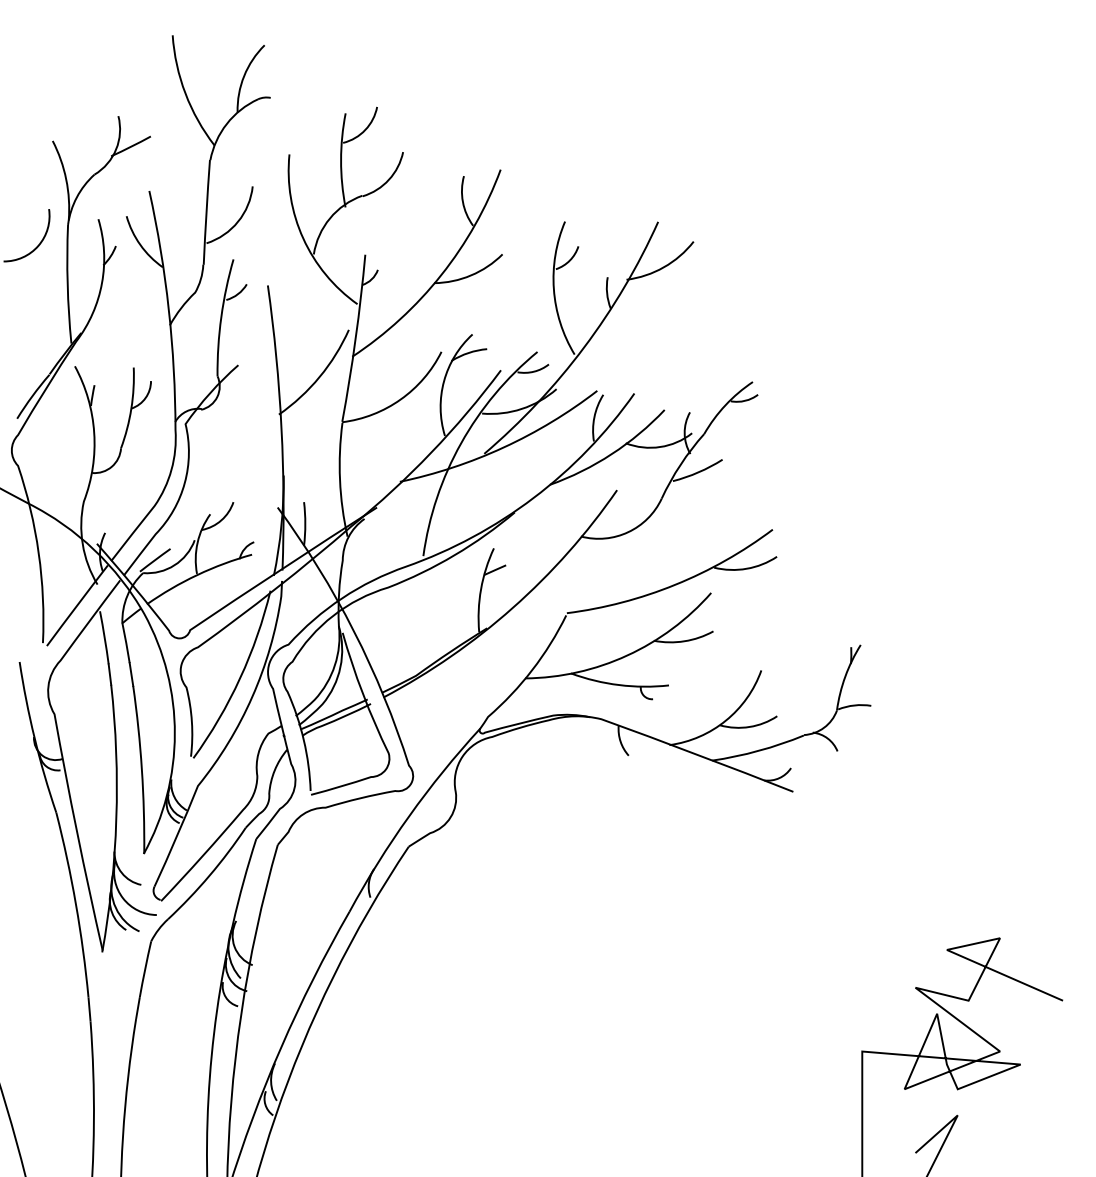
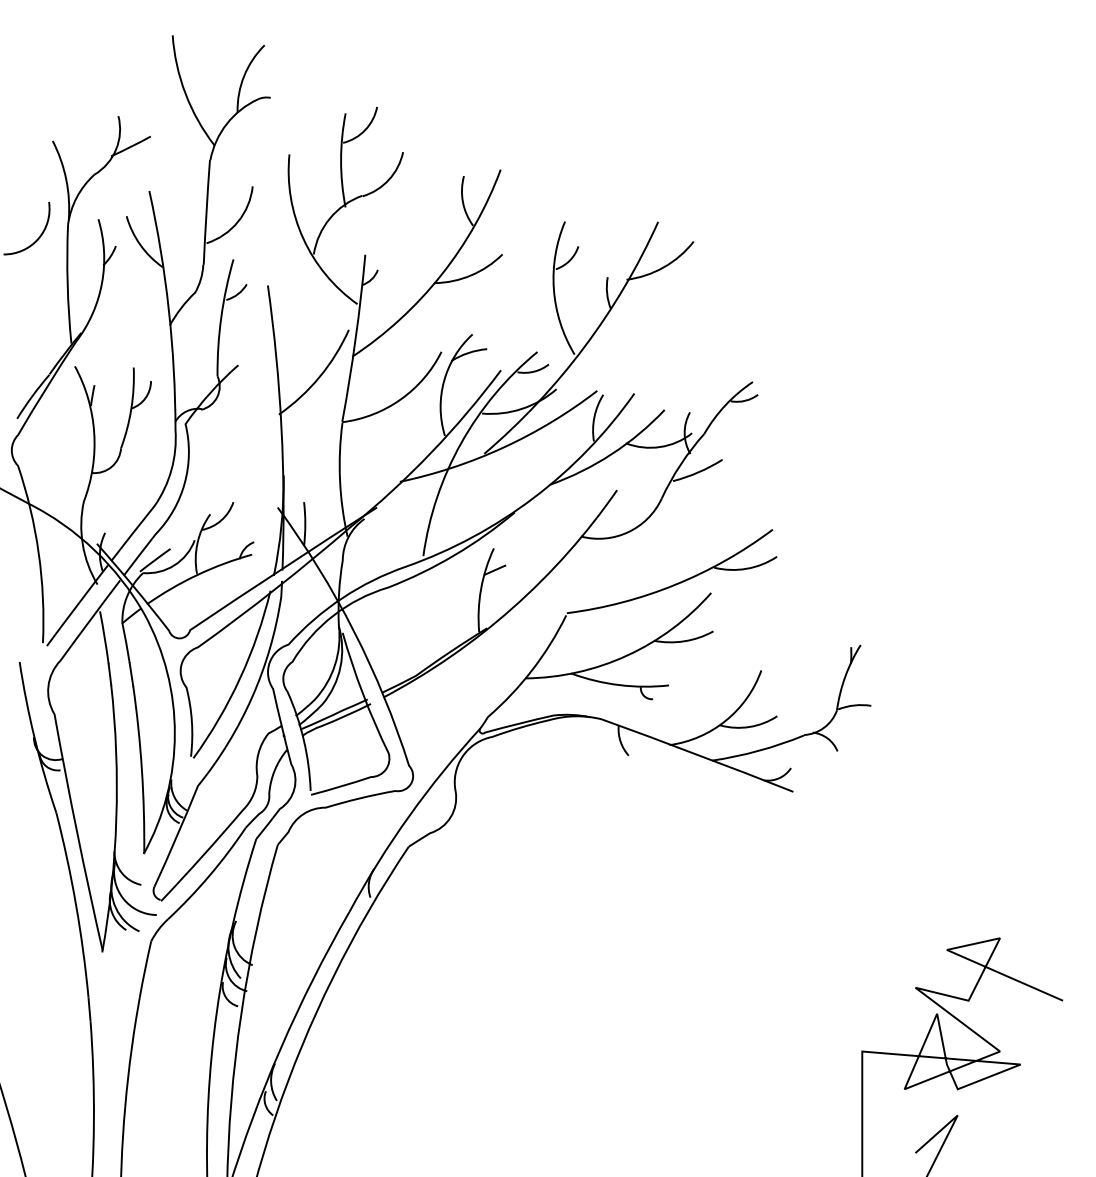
arc position: (39, 242) -> (39, 235) (39, 235)
